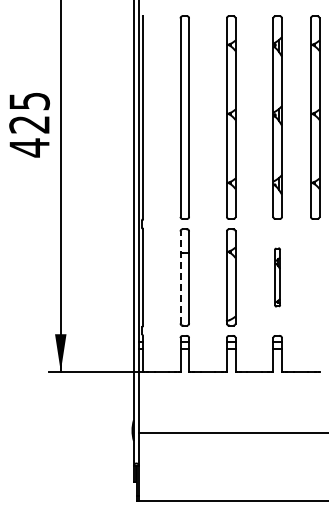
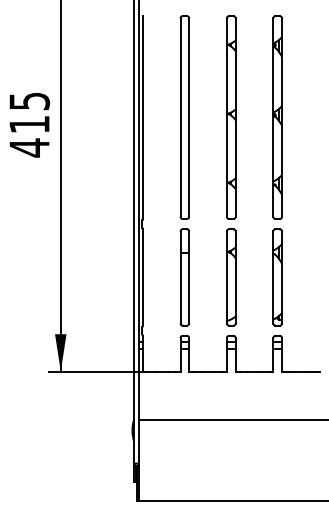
part: present -> none (315, 117)
text: 425 -> 415 (29, 124)
line: dashed -> solid (180, 276)
part size: 7x61 px -> 11x99 px (277, 277)
line position: (232, 432) -> (232, 419) (232, 419)
